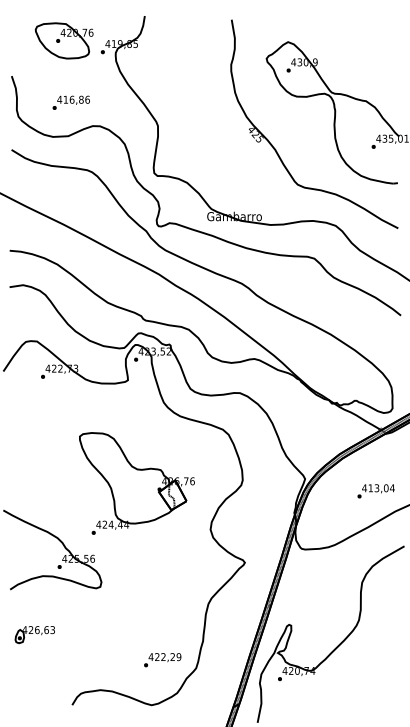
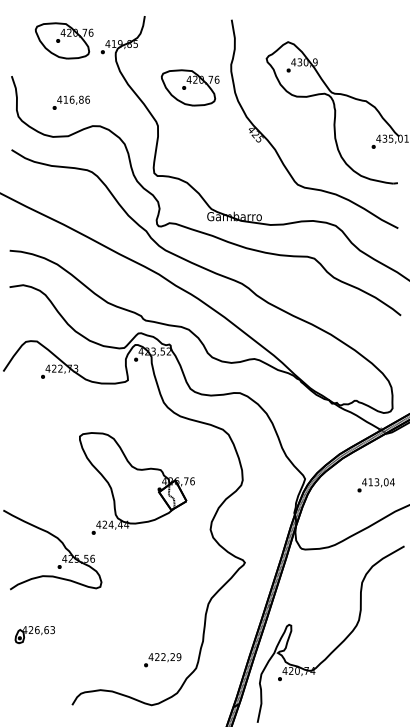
part: none -> present (189, 87)
text position: (375, 491) -> (375, 485) (375, 485)
